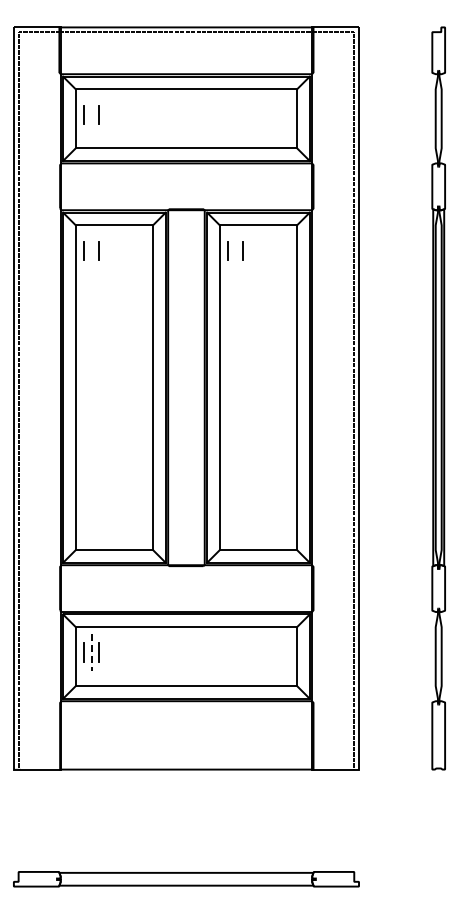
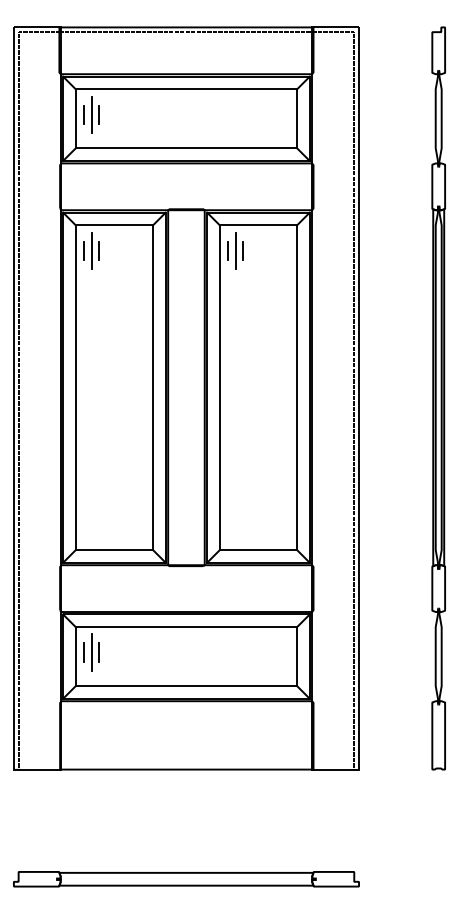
line: none -> present (91, 114)
line: none -> present (91, 250)
line: none -> present (235, 250)
line: dashed -> solid (91, 653)
